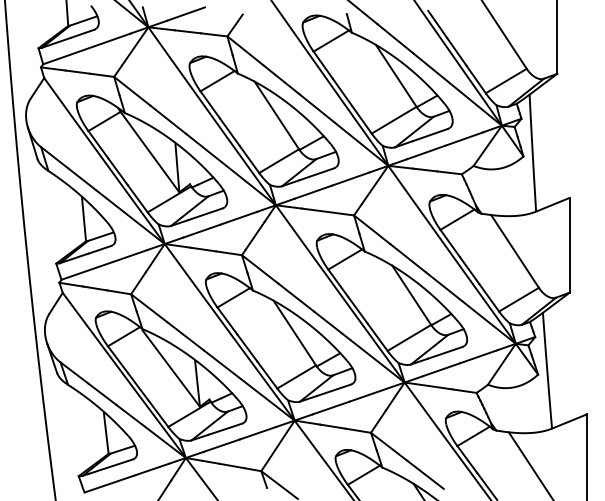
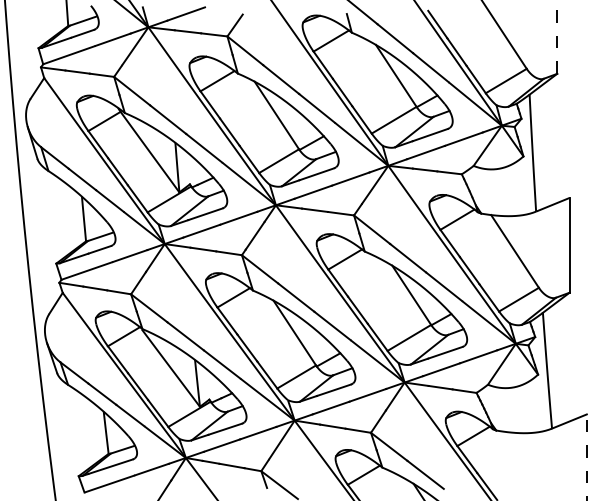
line: solid -> dashed (557, 37)
line: solid -> dashed (586, 457)
line: present -> none (529, 464)
